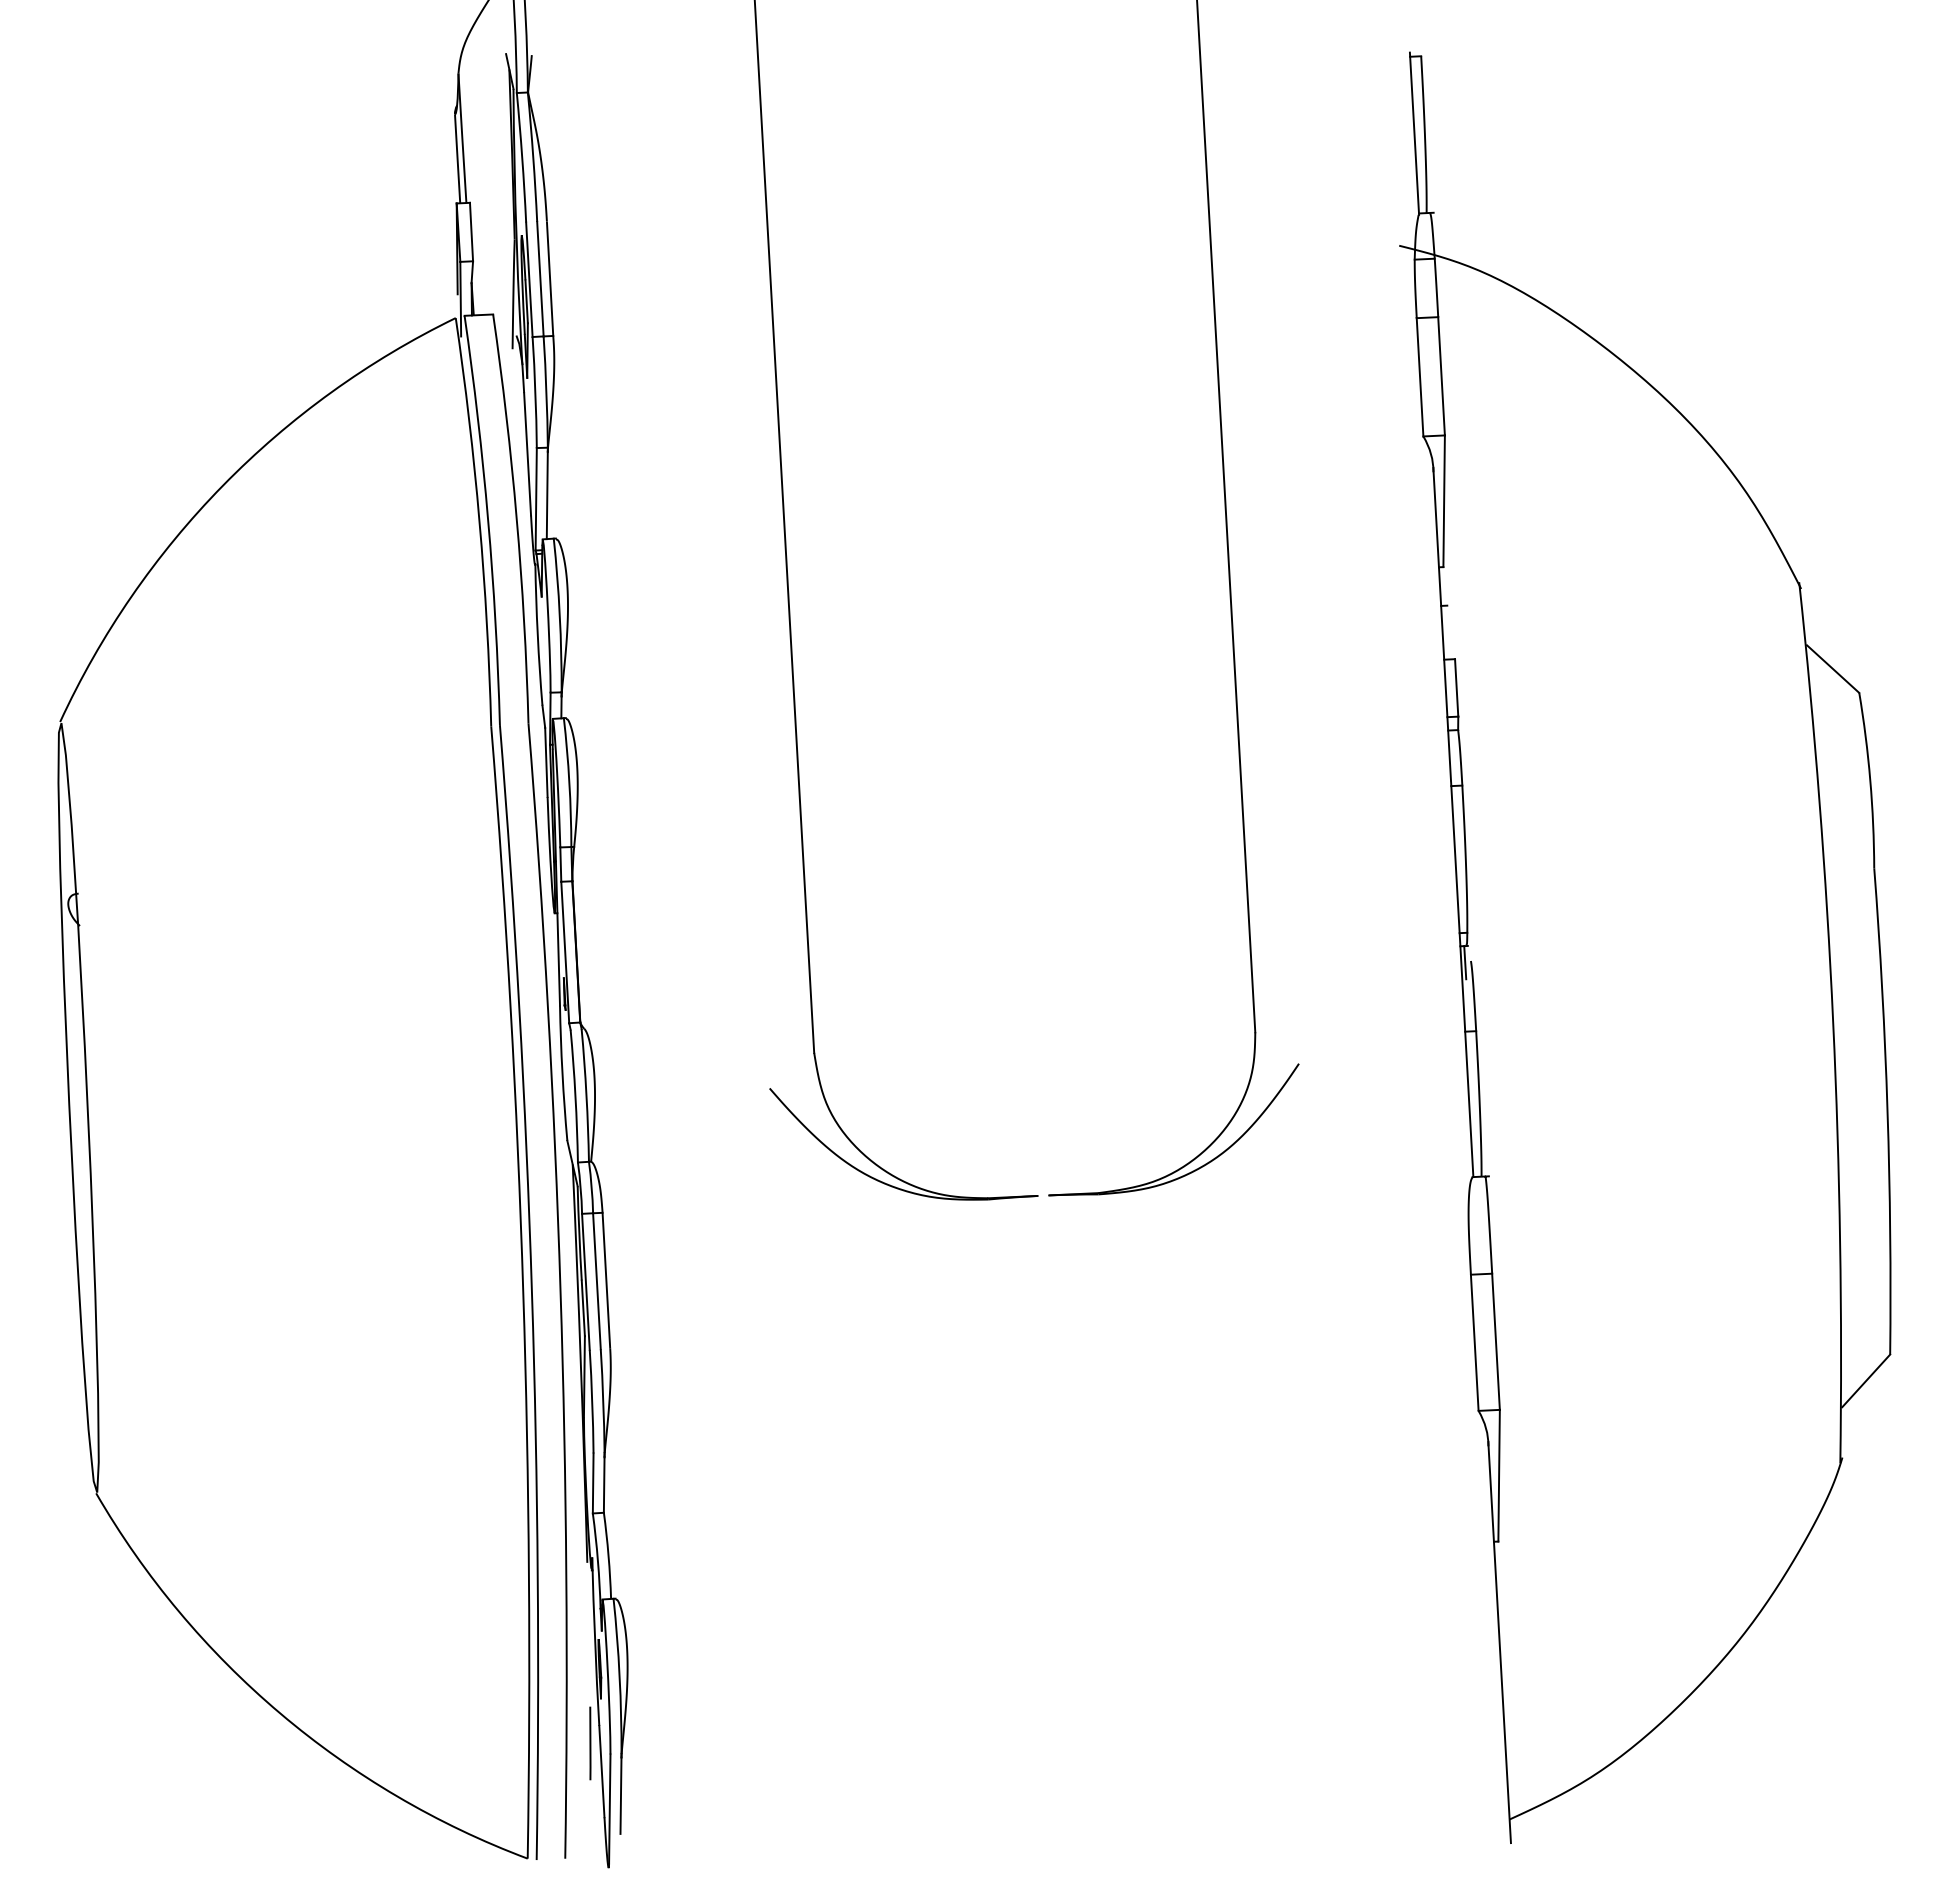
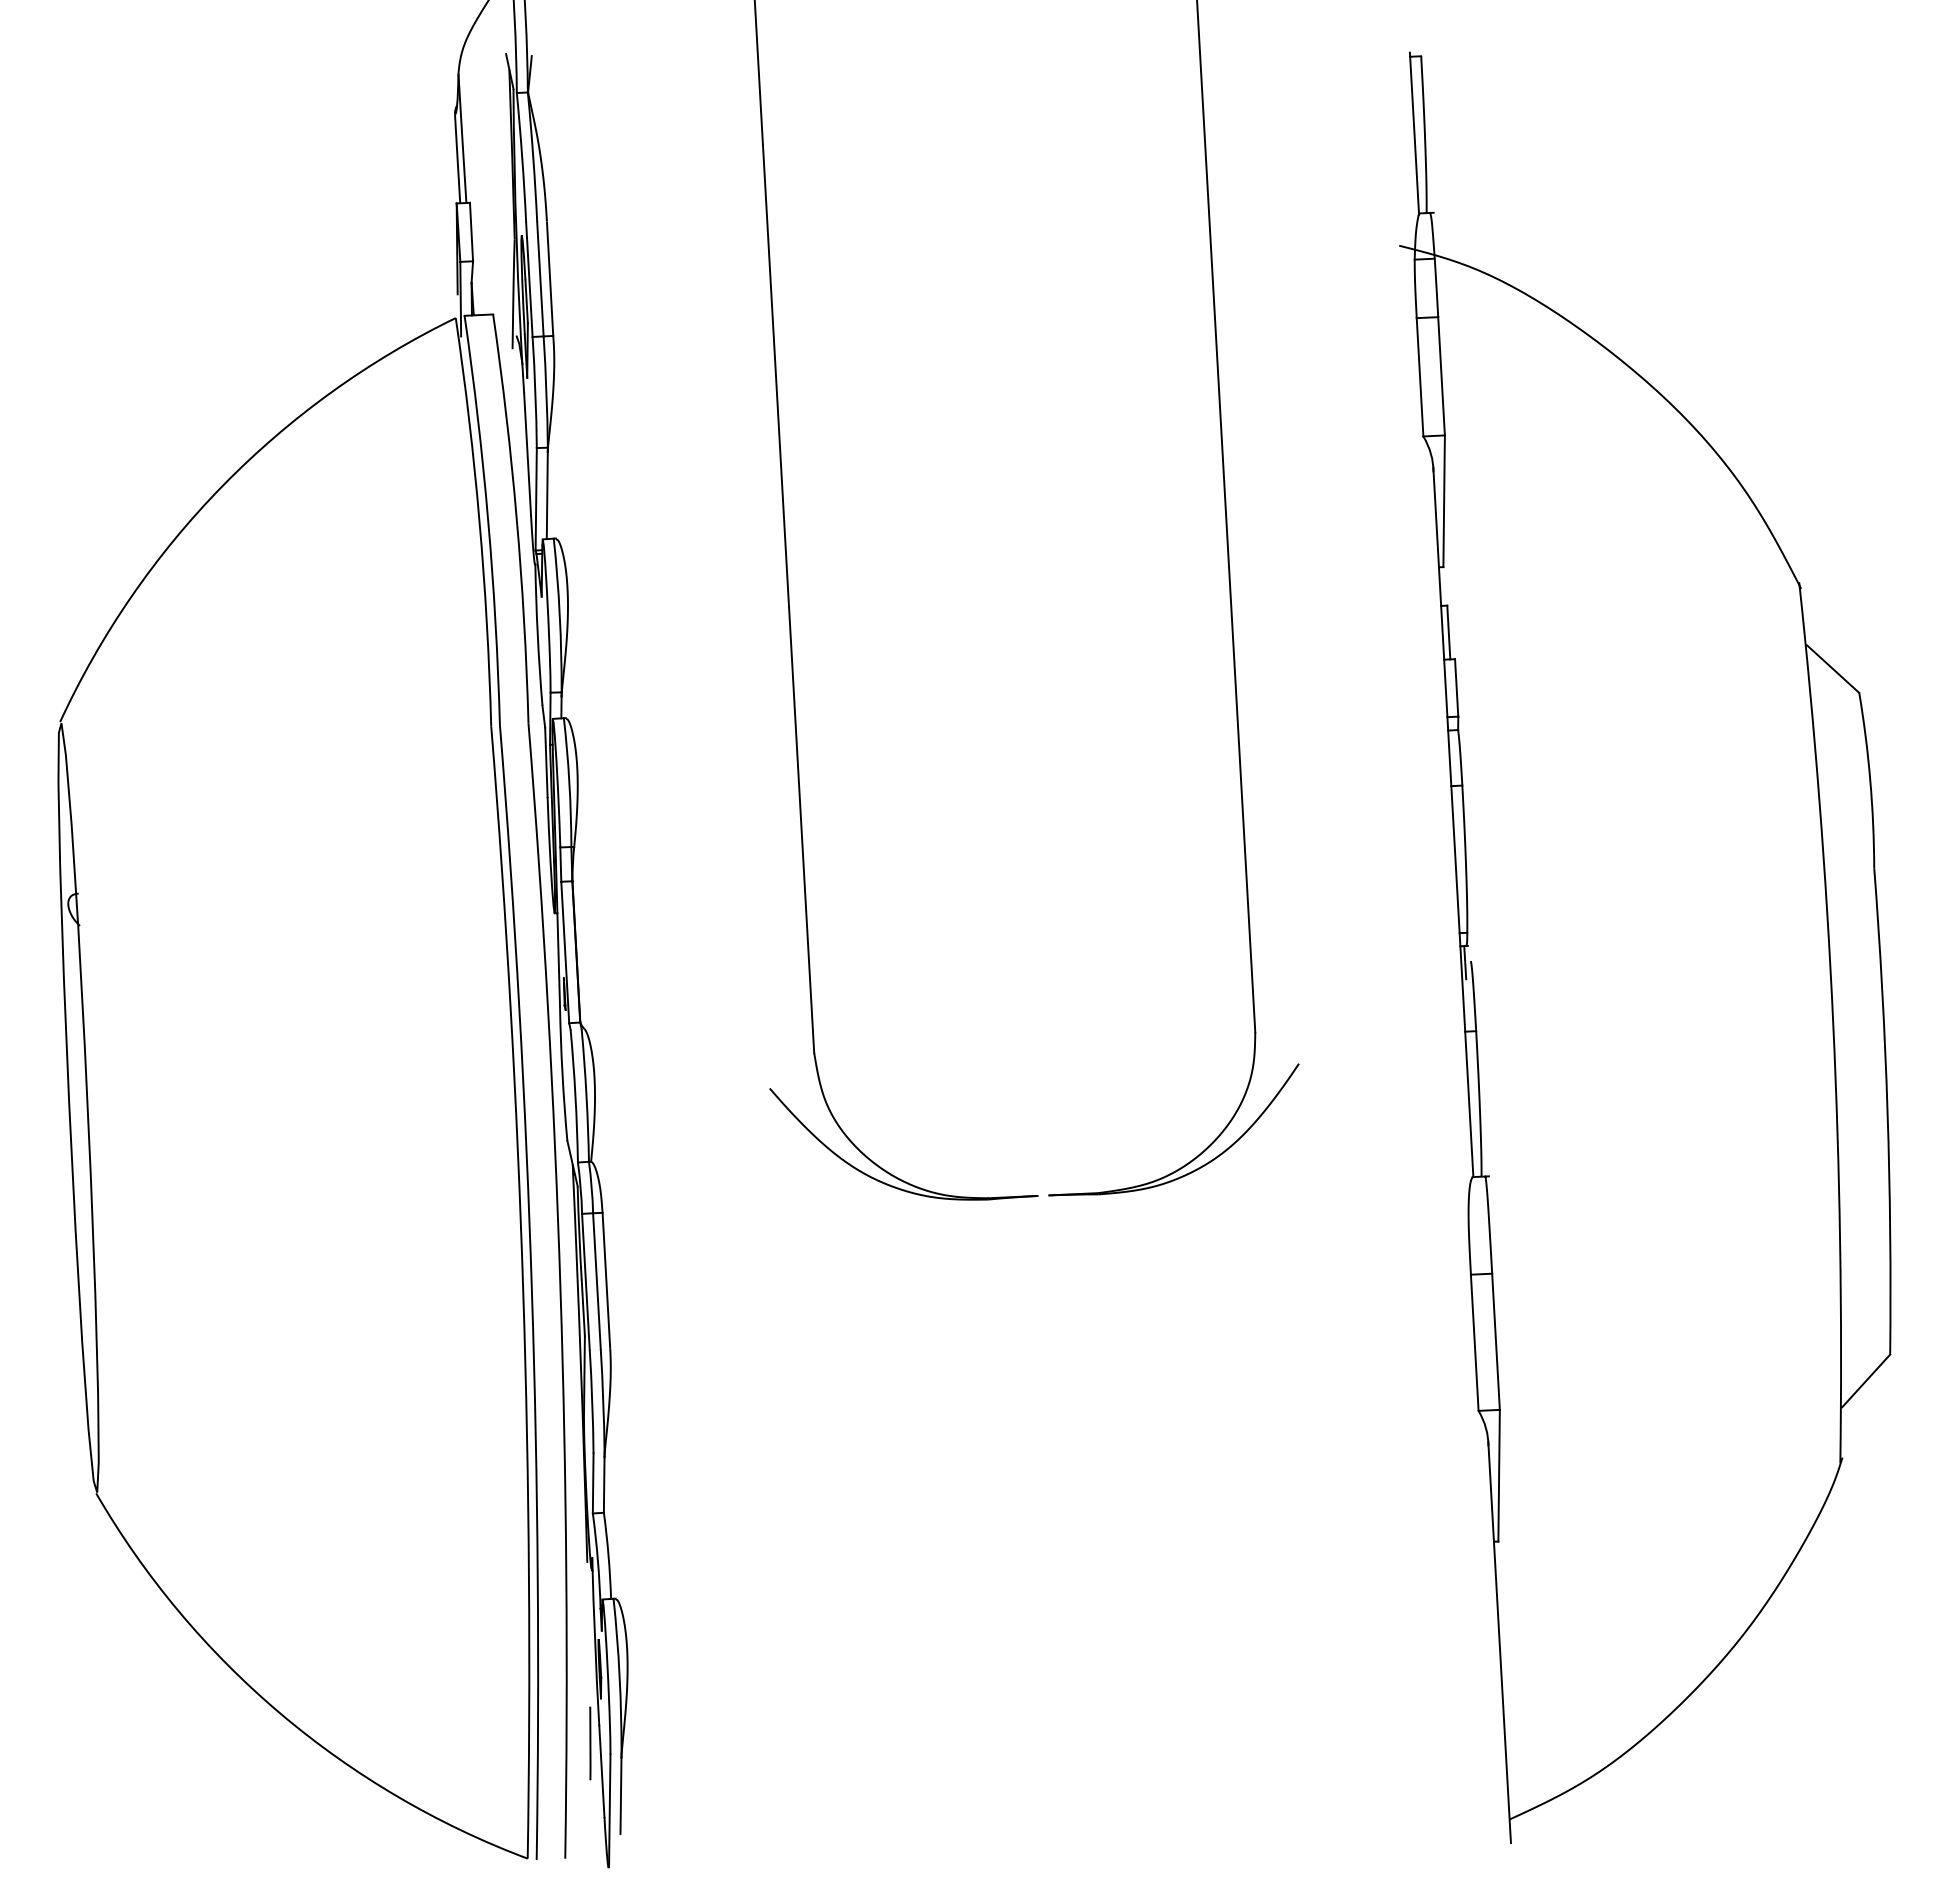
line: none -> present (1448, 632)
